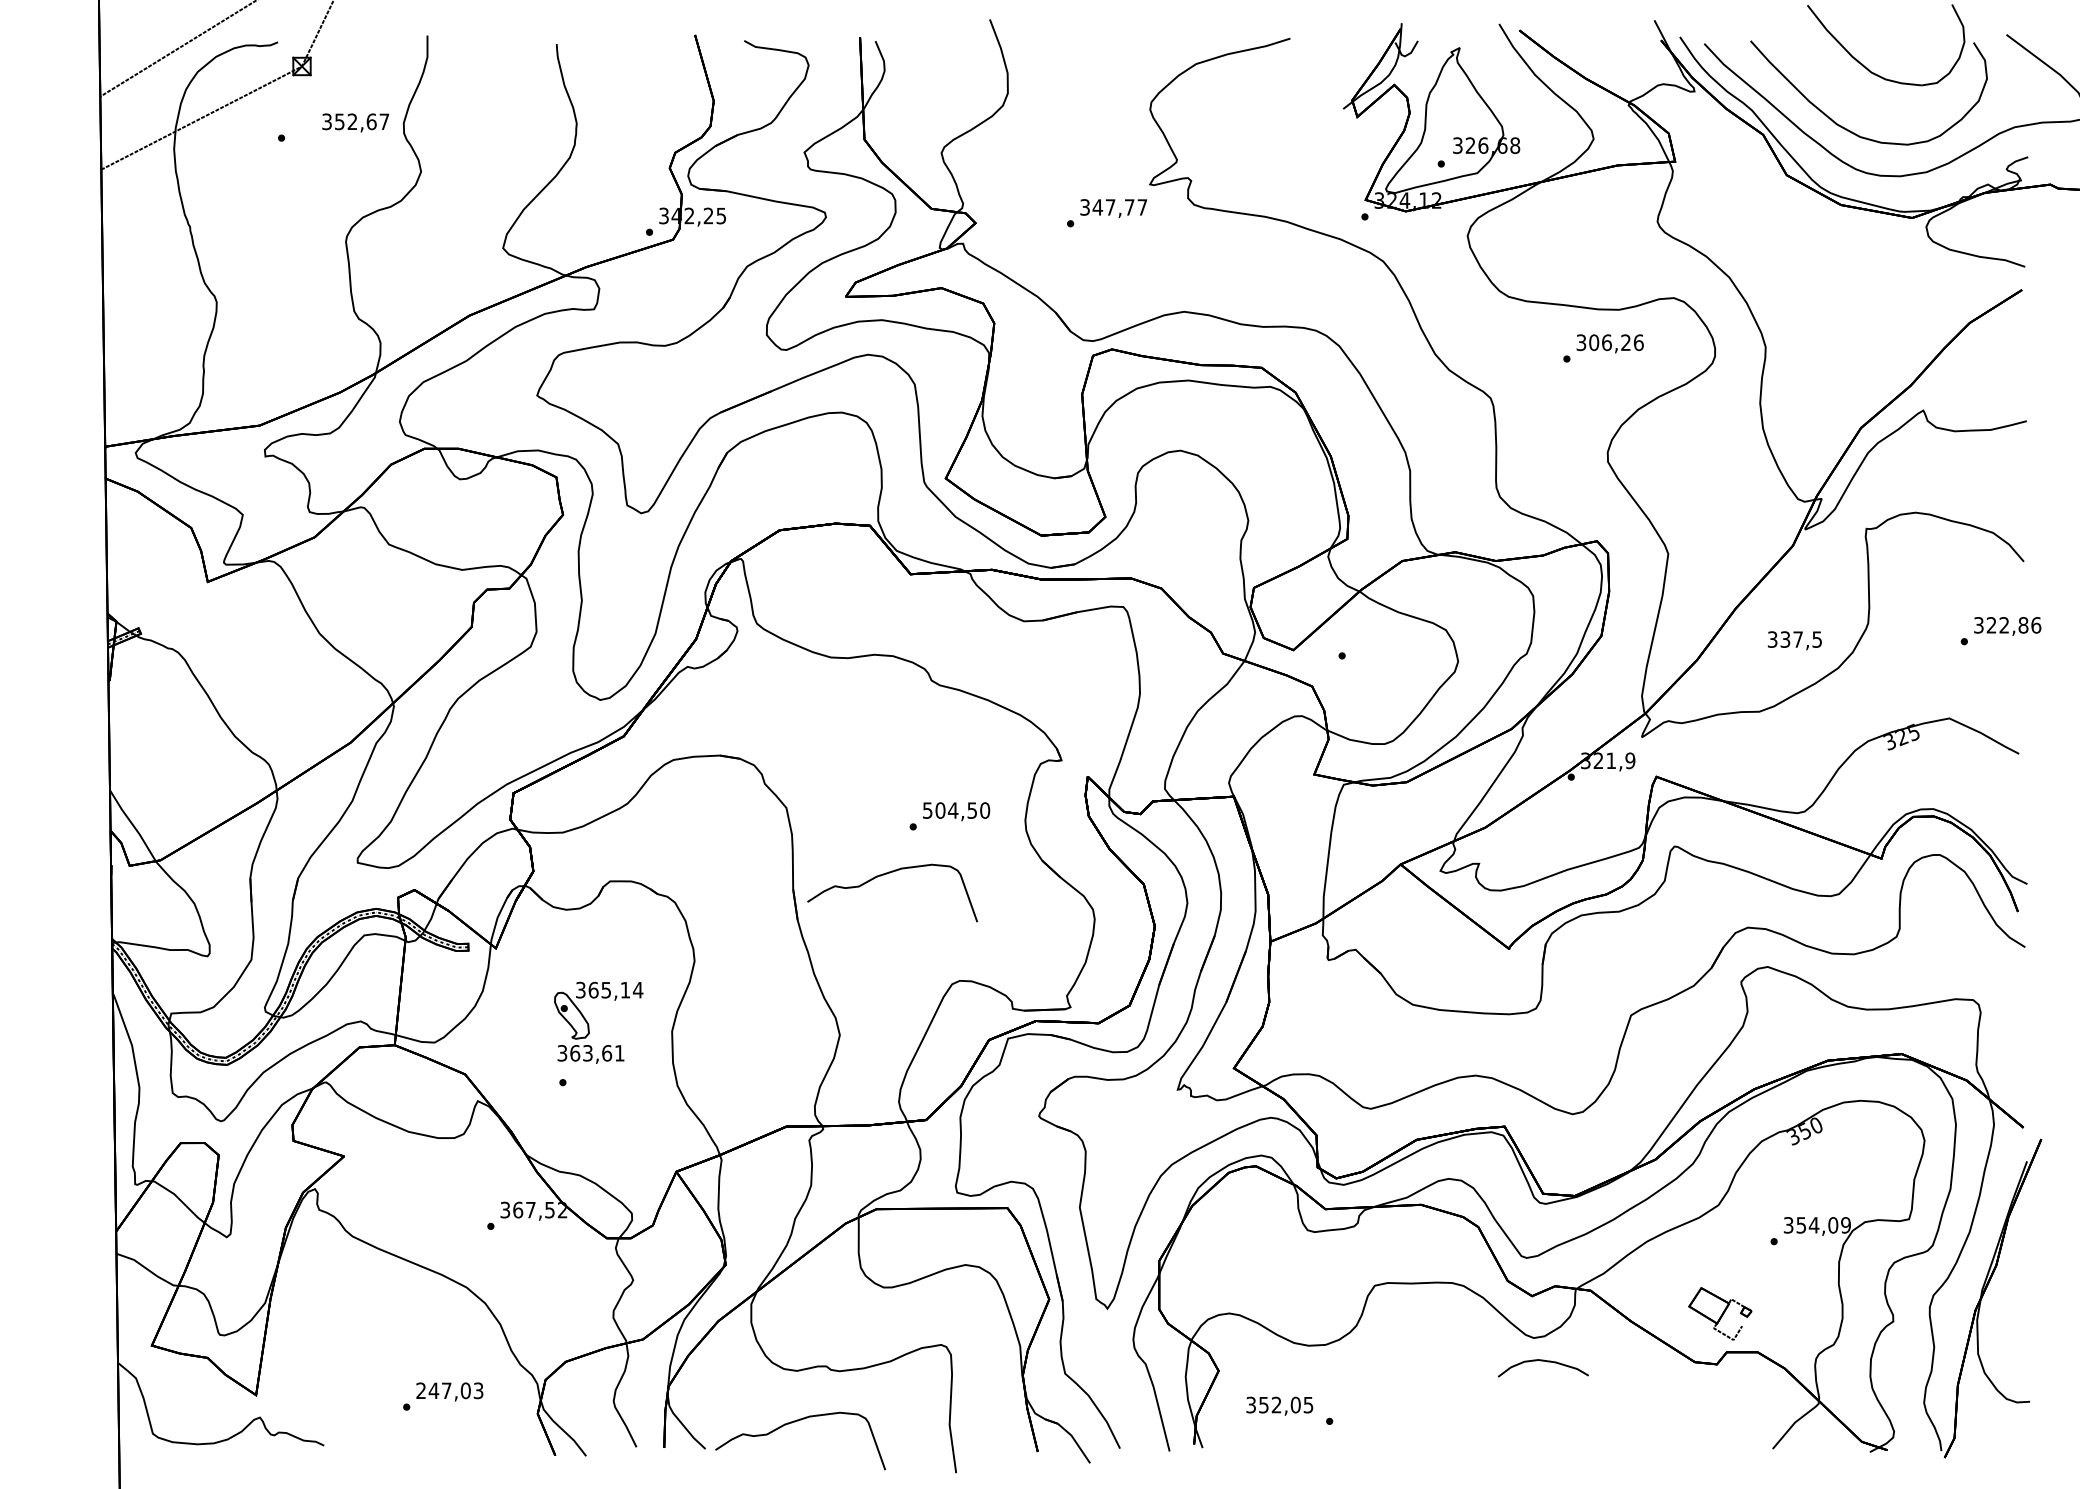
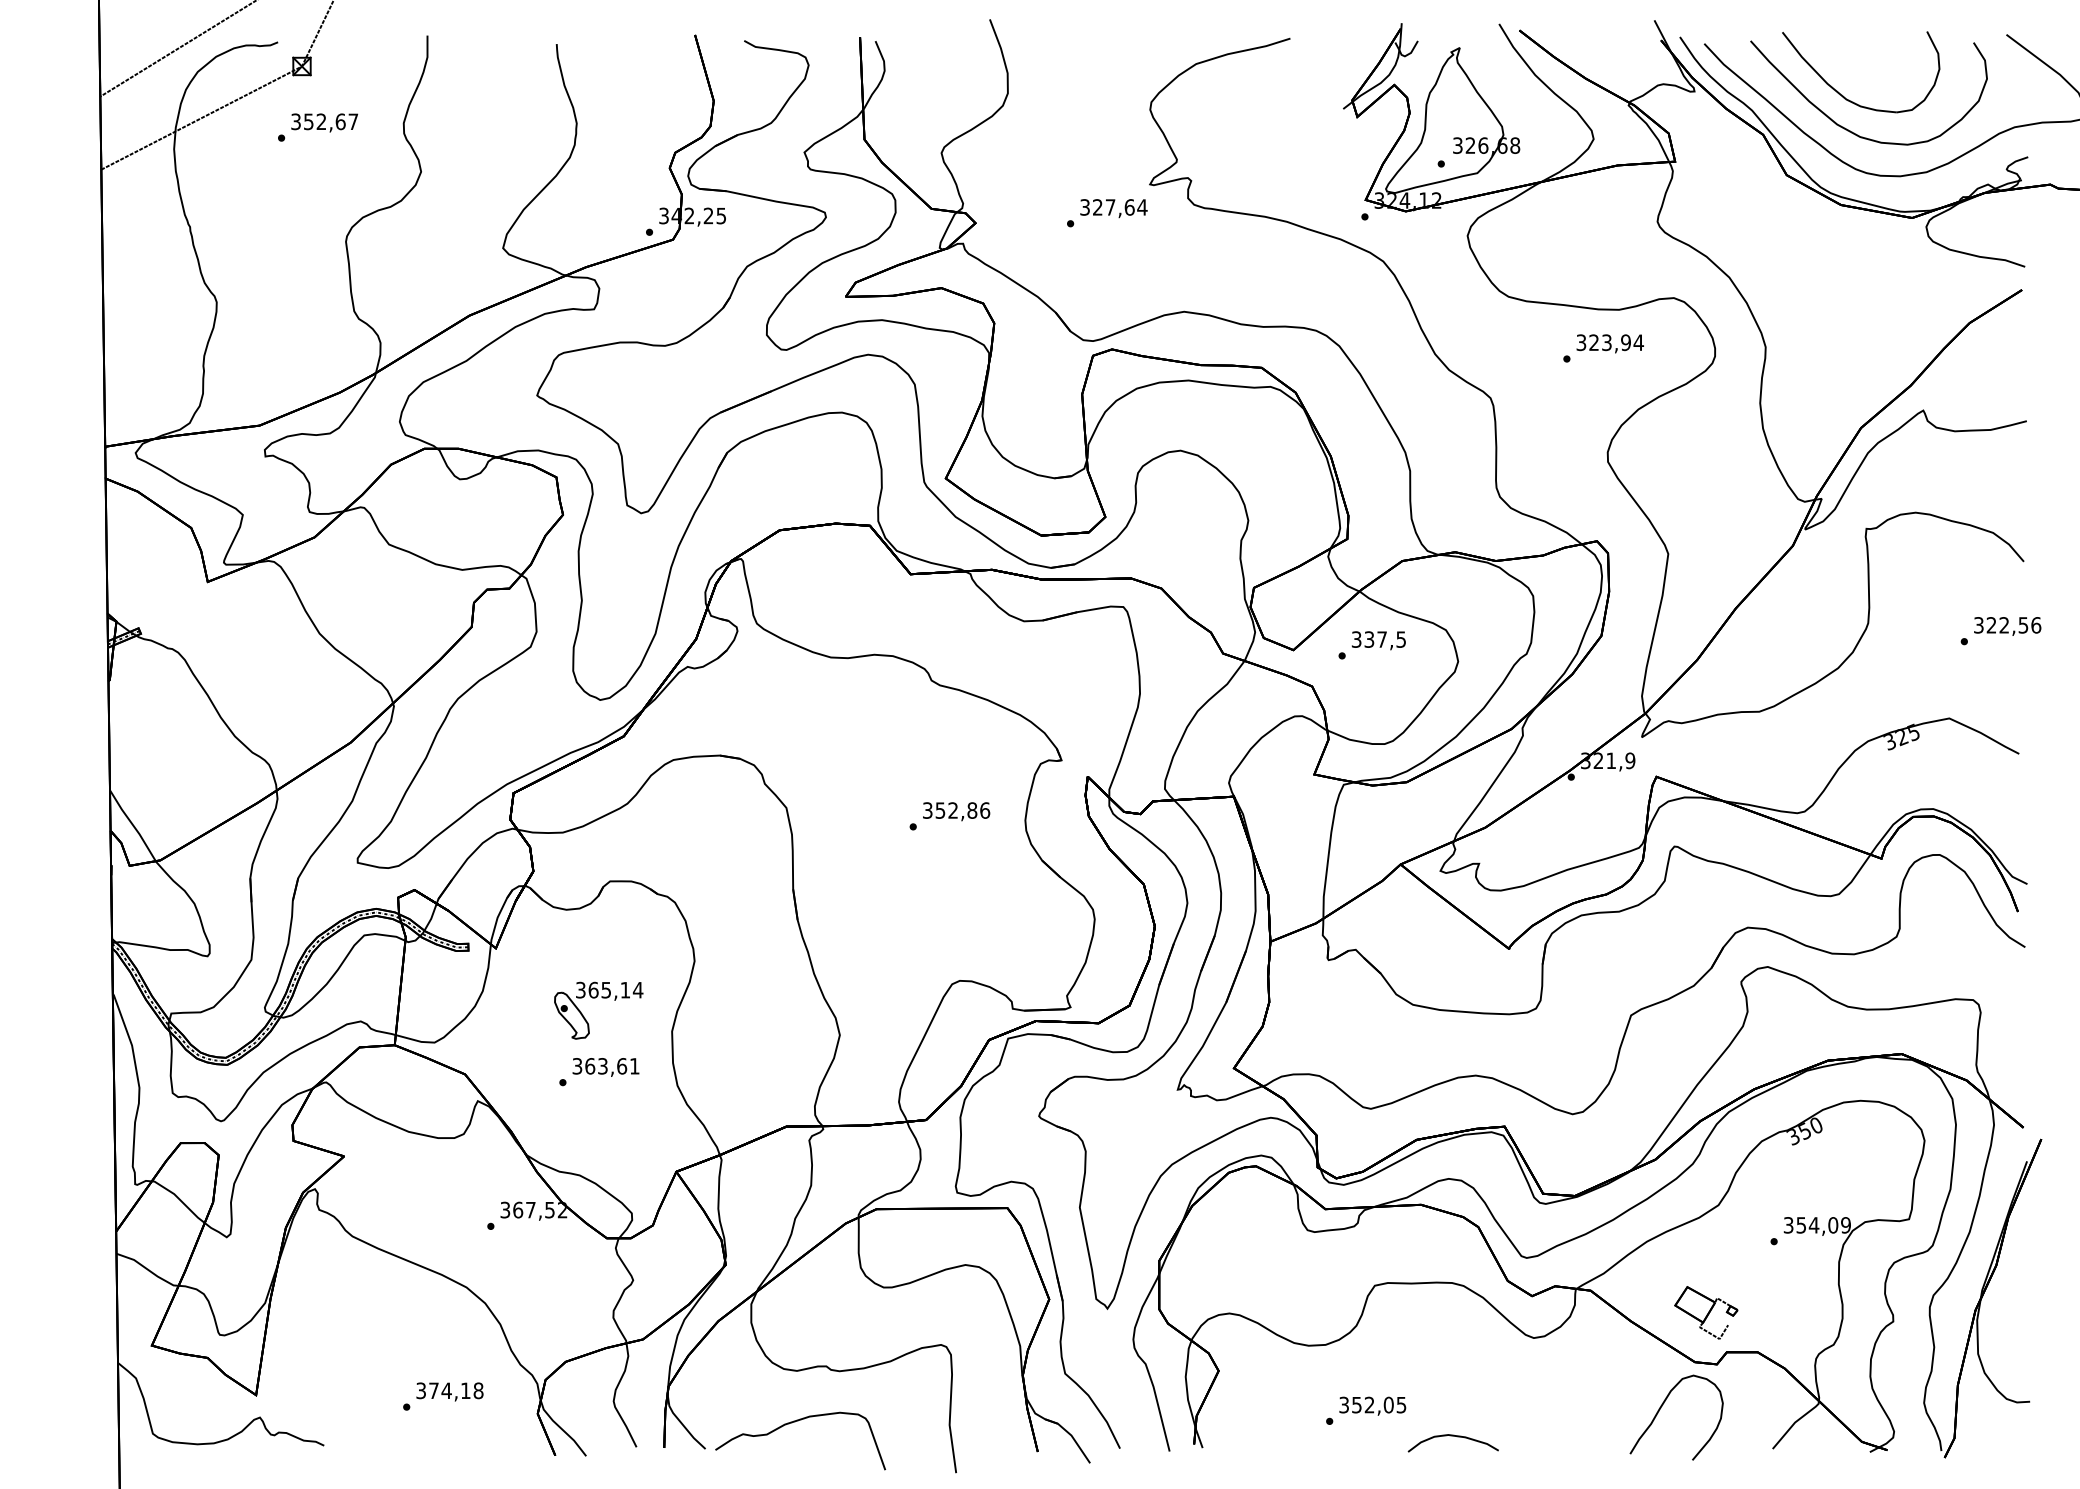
part position: (1867, 67) -> (1842, 94) (1842, 94)
text position: (355, 122) -> (324, 122) (324, 122)
text: 347,77 -> 327,64 (1119, 207)
text: 306,26 -> 323,94 (1616, 342)
text: 322,86 -> 322,56 (2023, 625)
text position: (1794, 640) -> (1378, 640) (1378, 640)
text: 504,50 -> 352,86 (956, 810)
curve: present -> none (887, 874)
text position: (590, 1054) -> (605, 1067) (605, 1067)
part position: (1720, 1313) -> (1706, 1312) (1706, 1312)
curve position: (1542, 1361) -> (1452, 1436) (1452, 1436)
text: 247,03 -> 374,18 (449, 1390)
text position: (1279, 1405) -> (1372, 1405) (1372, 1405)
curve: none -> present (1661, 1408)
